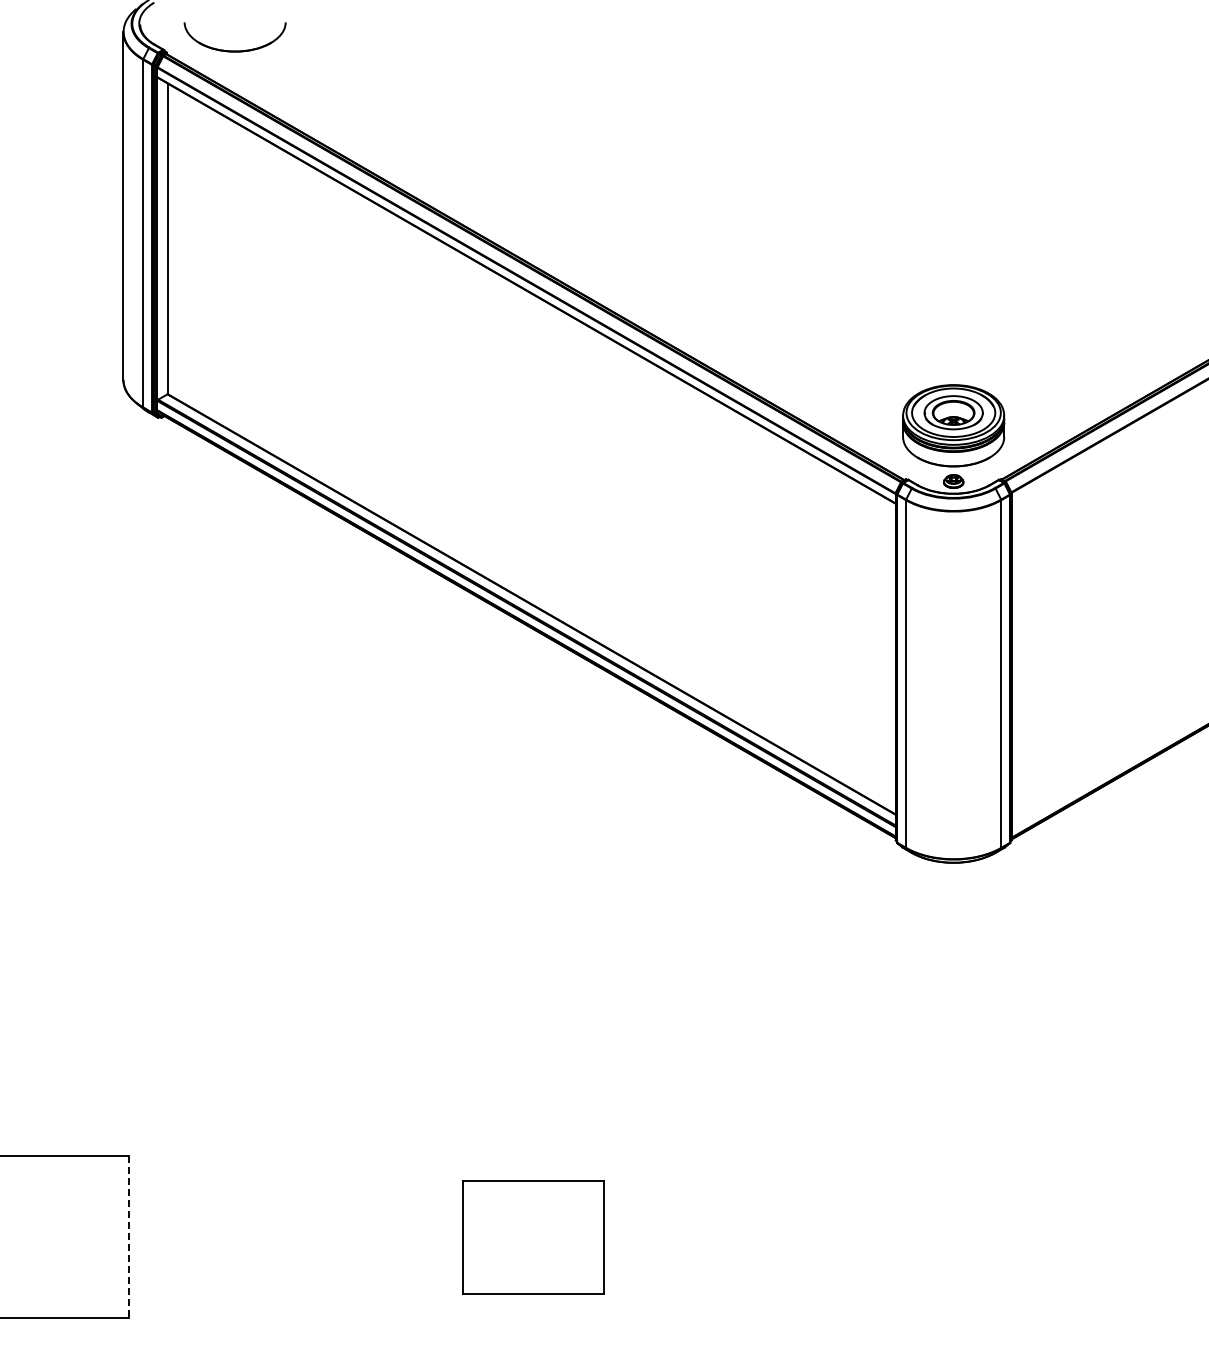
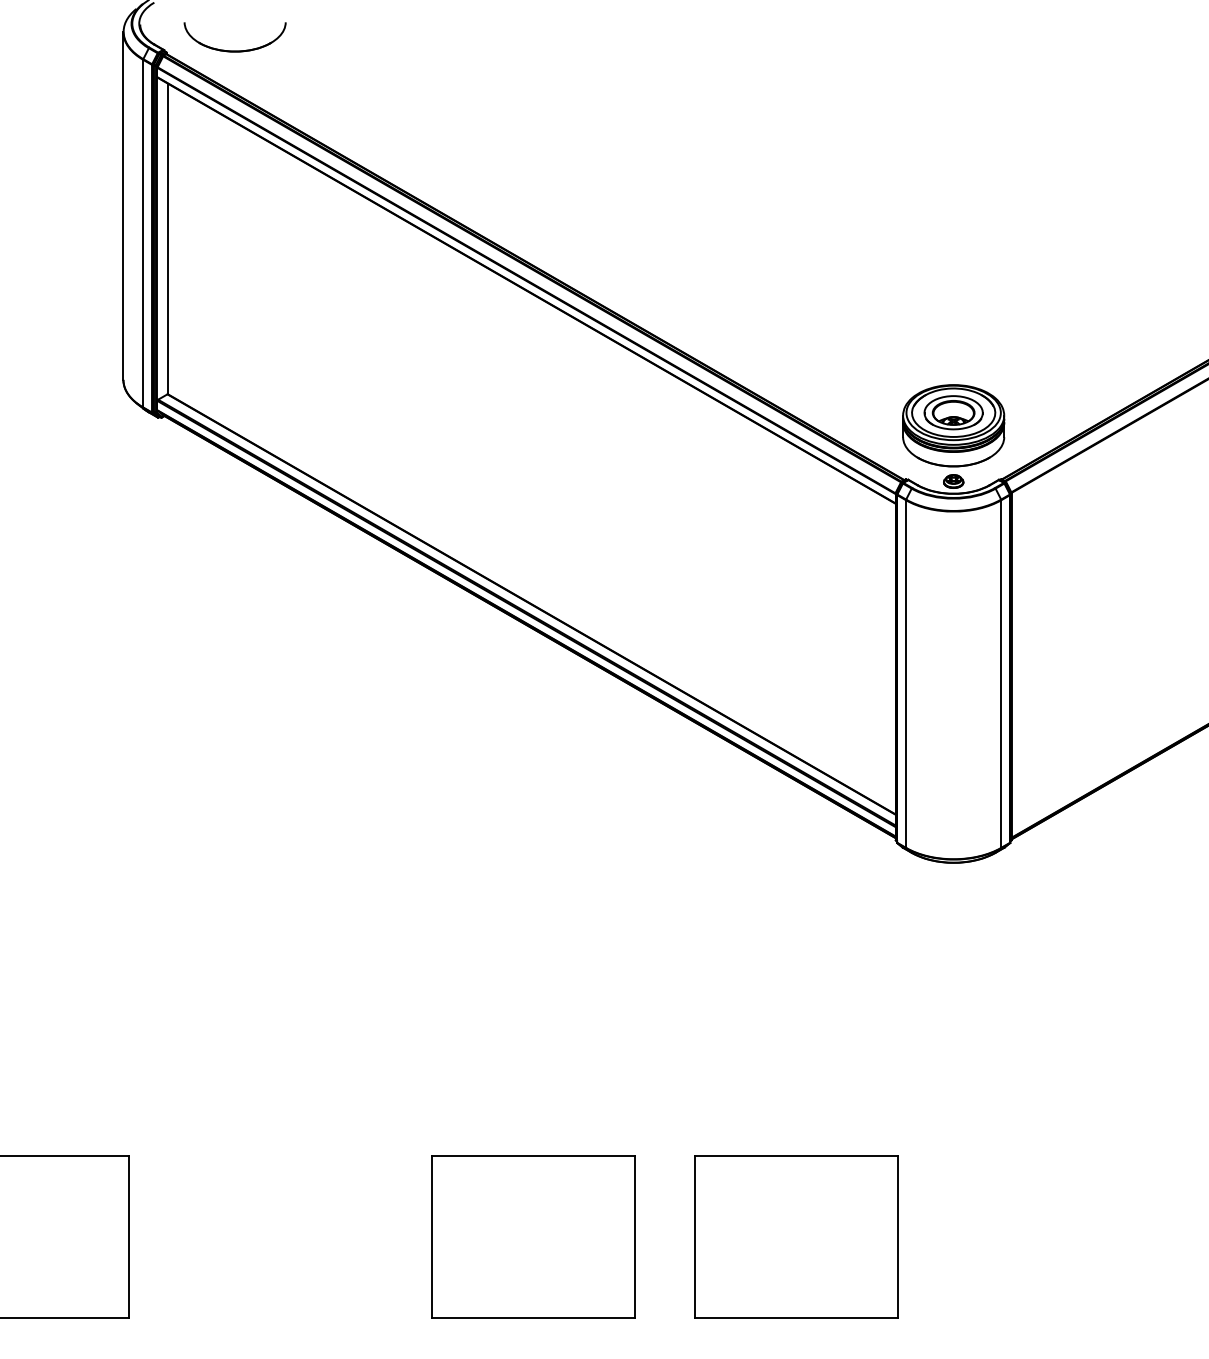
part: none -> present (796, 1236)
line: dashed -> solid (128, 1237)
part size: 143x115 px -> 205x164 px (533, 1236)
